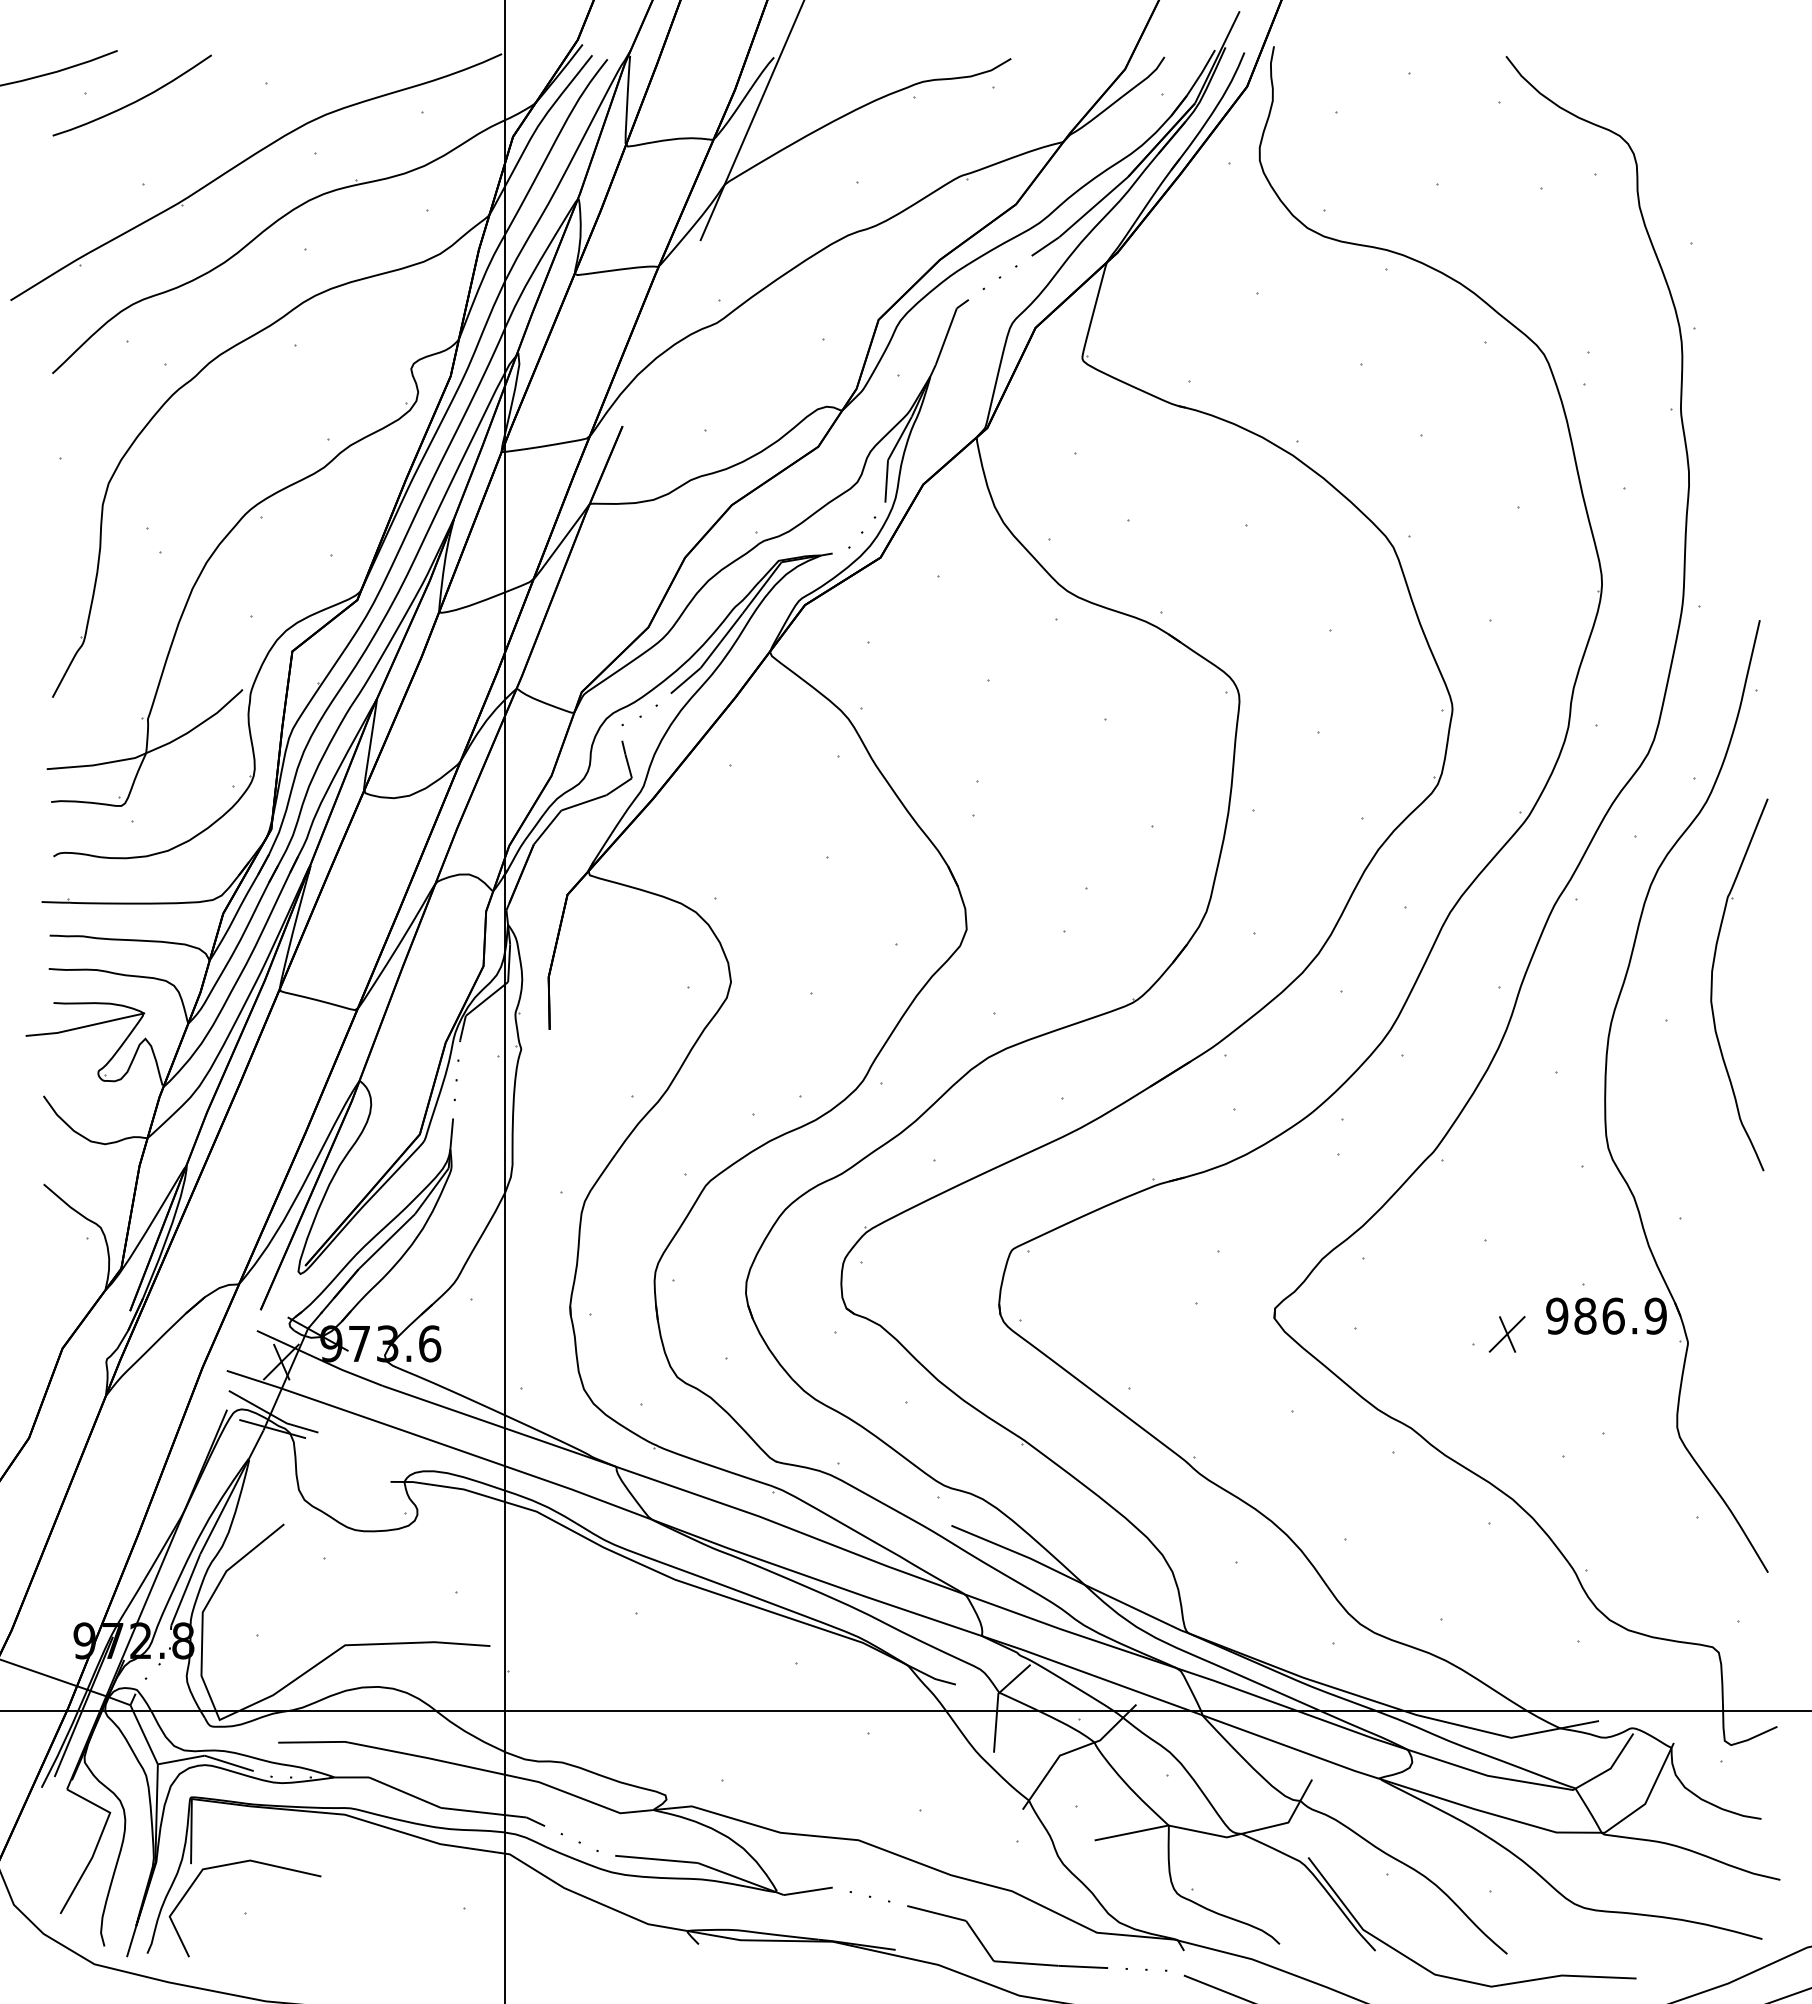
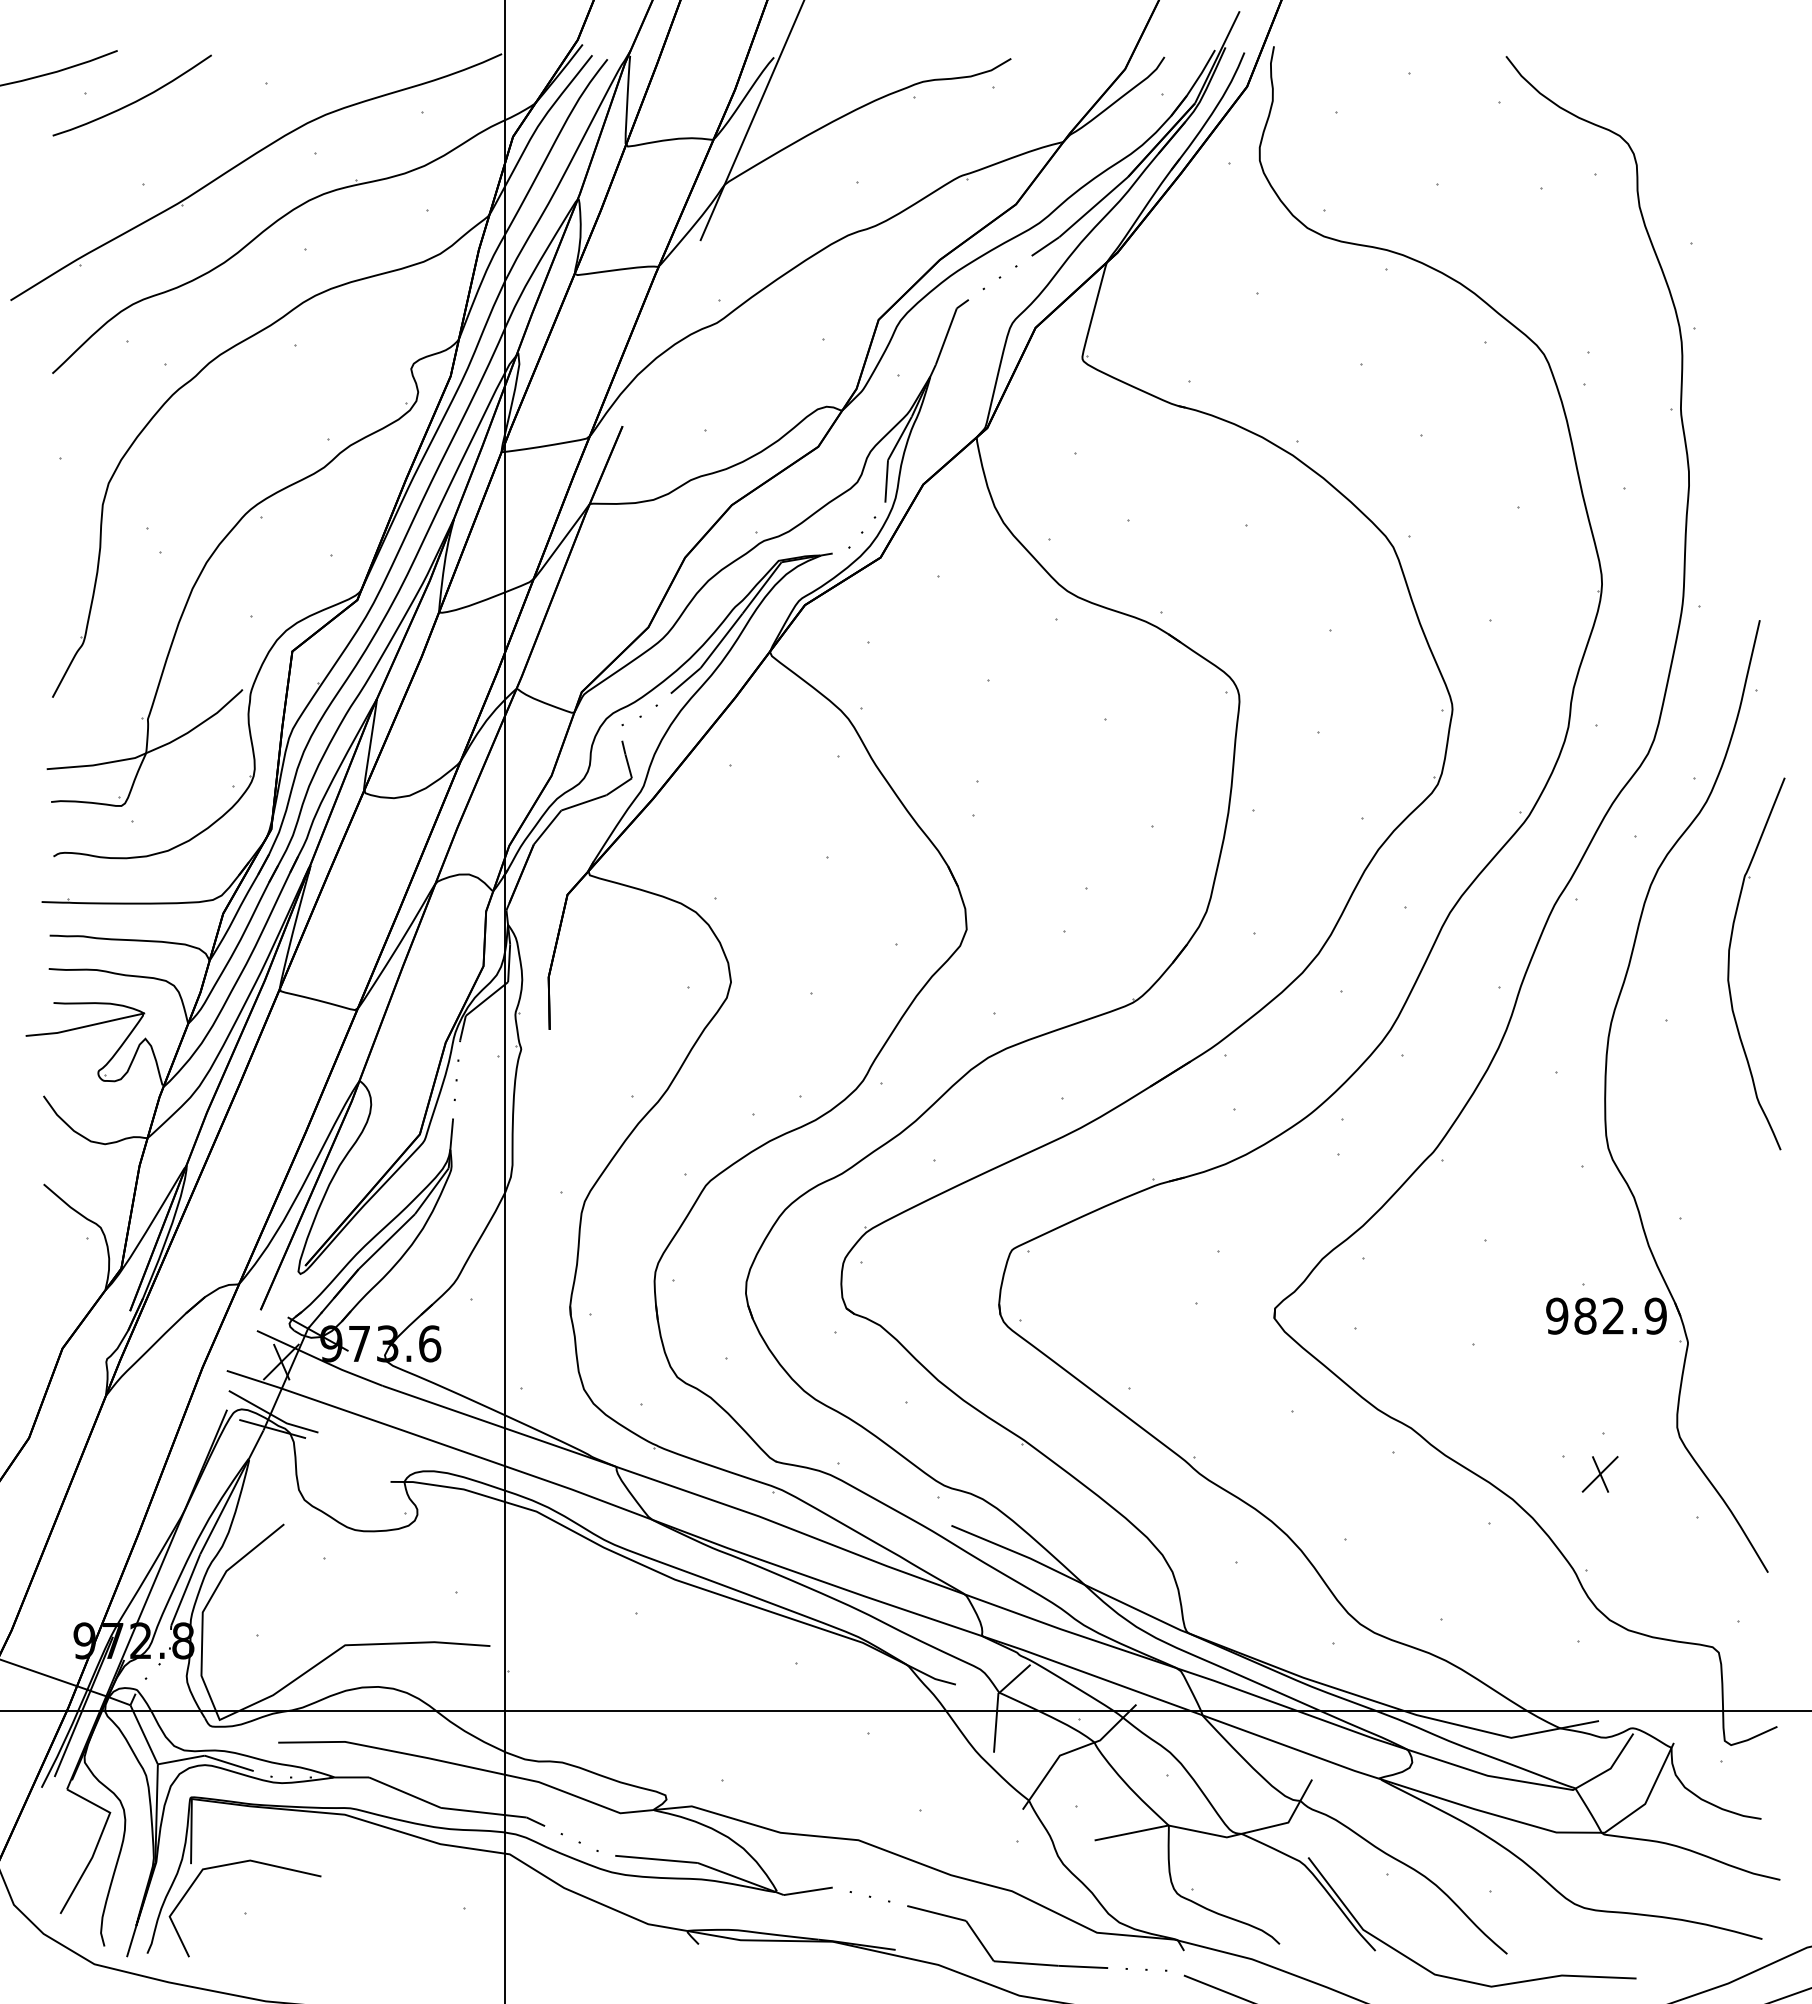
part position: (1712, 984) -> (1729, 963) (1729, 963)
text: 986.9 -> 982.9 (1613, 1315)
part position: (1506, 1334) -> (1599, 1474) (1599, 1474)
